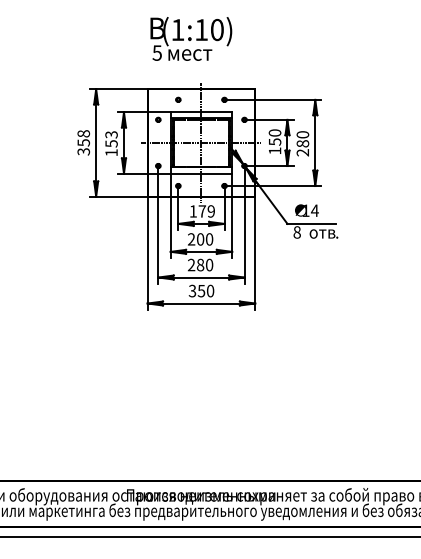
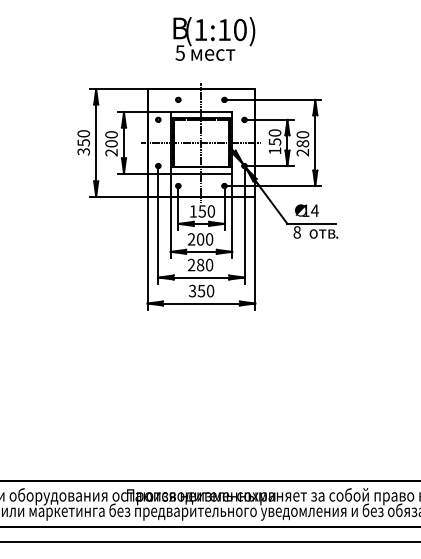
text position: (191, 38) -> (214, 38) (214, 38)
text: 358 -> 350 (83, 133)
text: 153 -> 200 (111, 143)
text: 179 -> 150 (206, 211)
line position: (209, 537) -> (209, 542) (209, 542)
